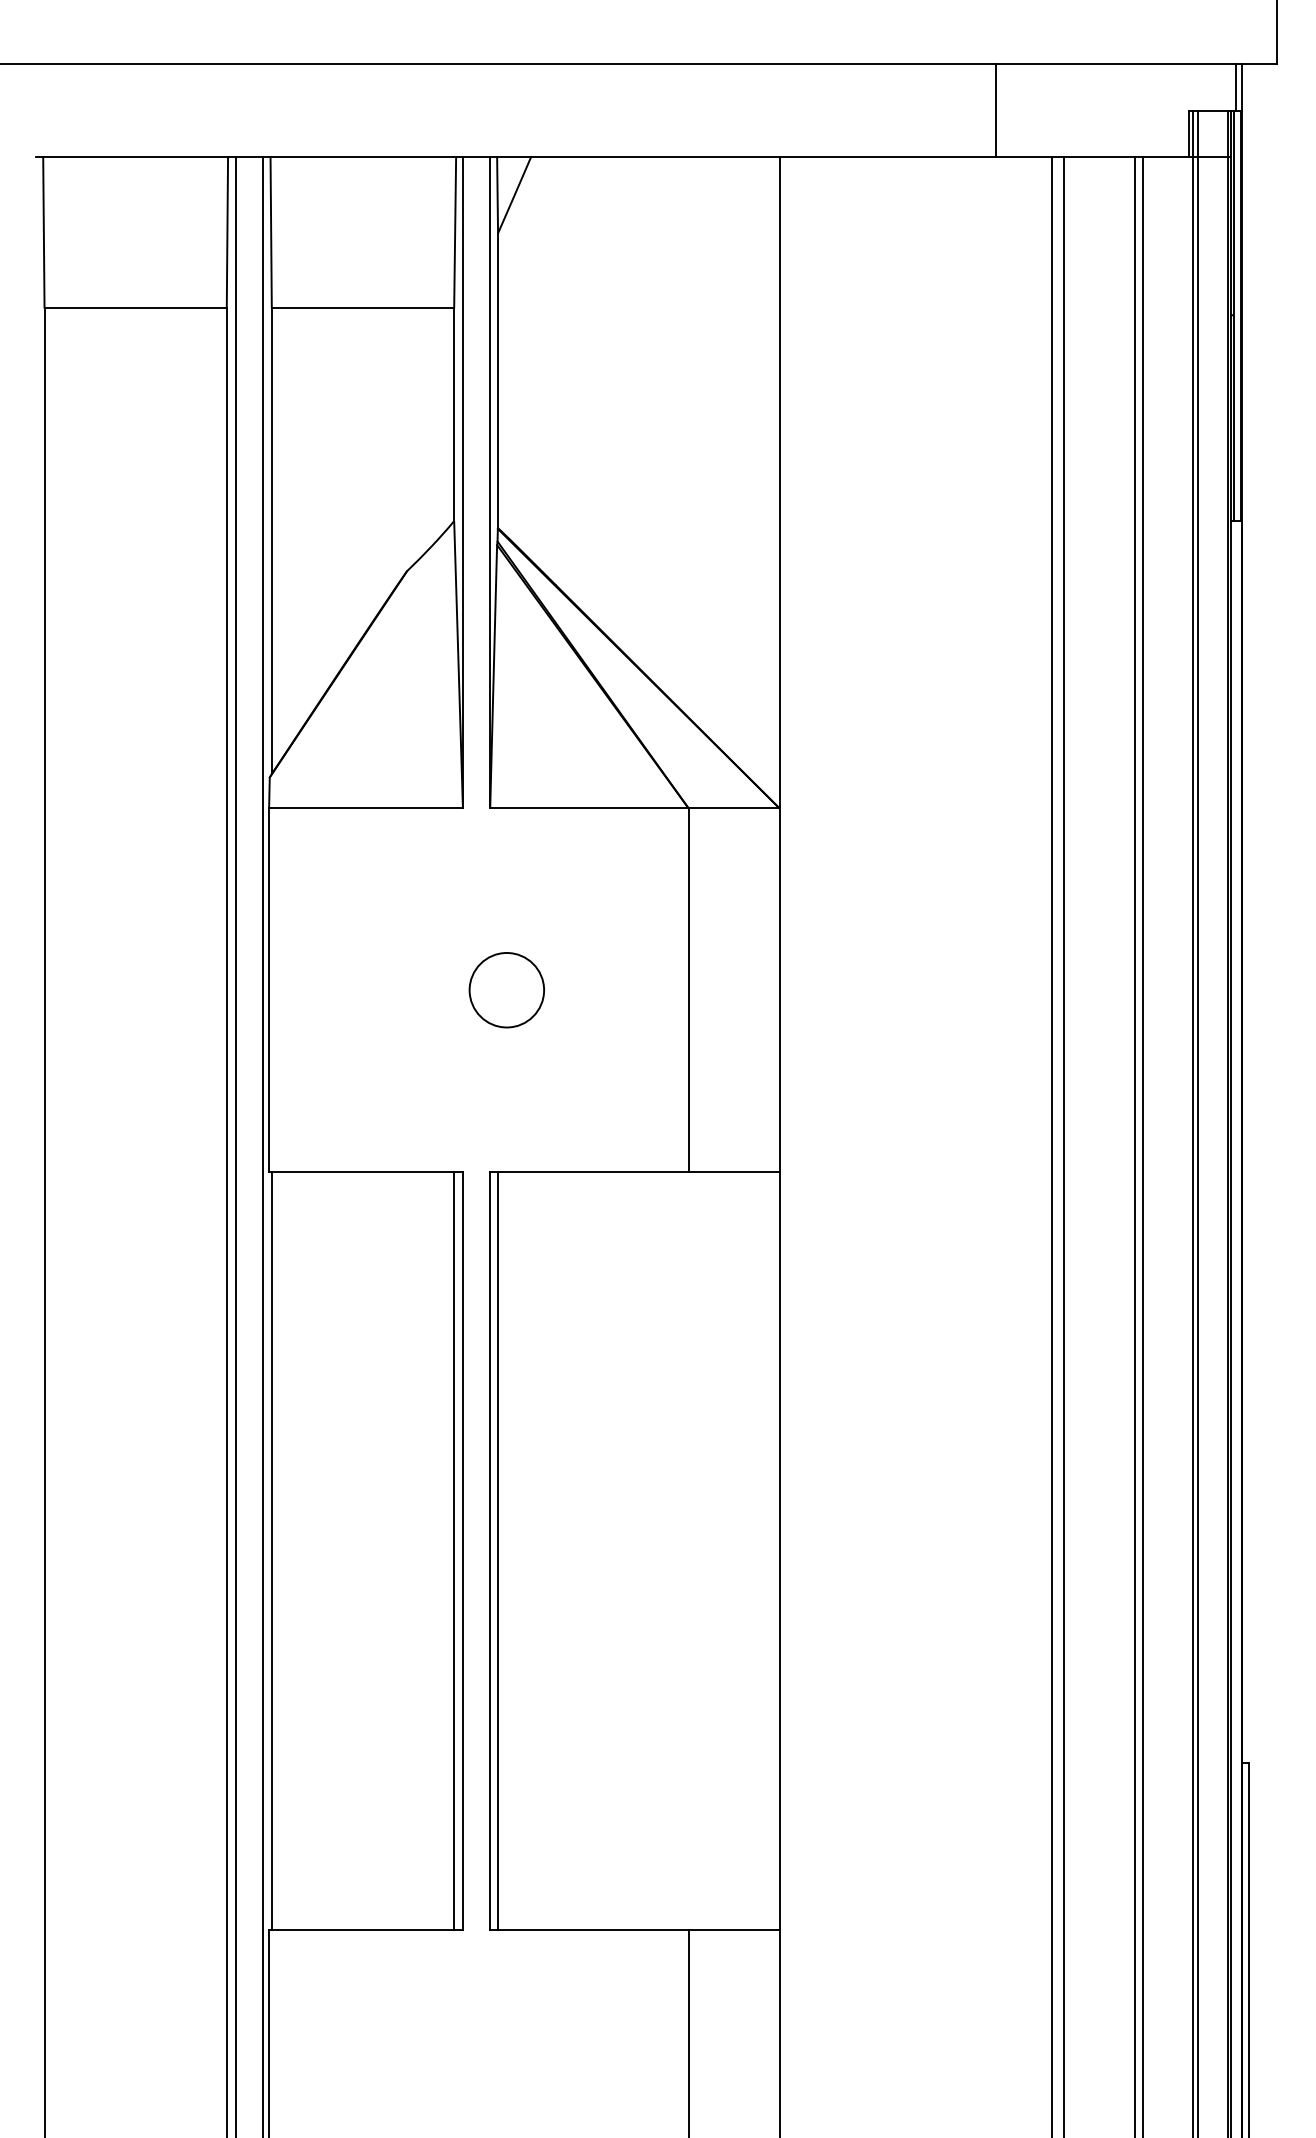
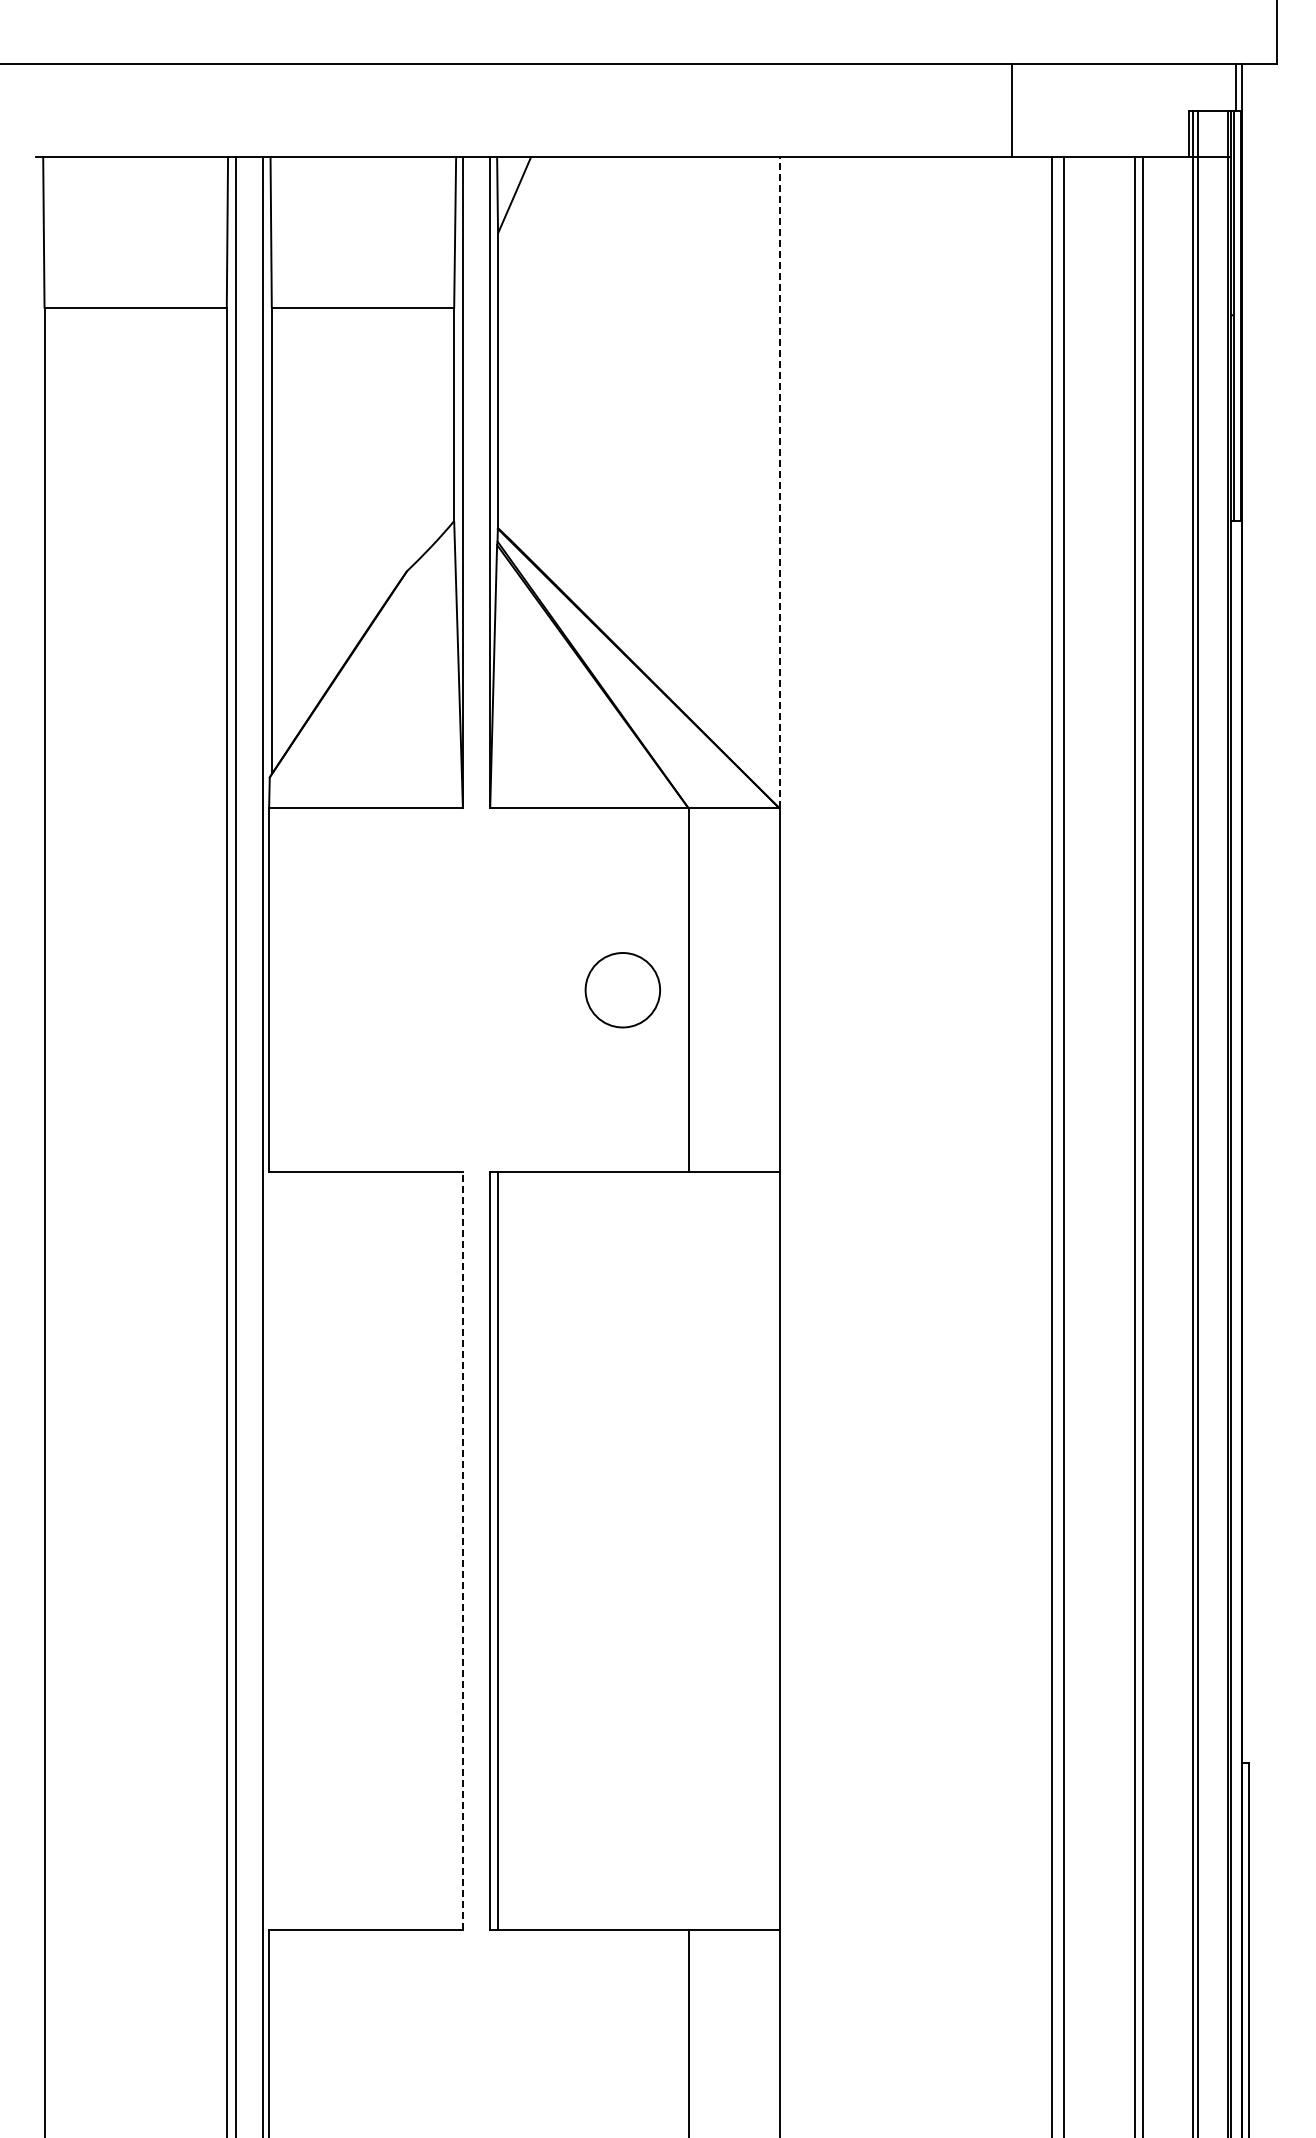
line position: (996, 110) -> (1012, 110) (1012, 110)
line: solid -> dashed (779, 482)
circle position: (506, 990) -> (622, 990) (622, 990)
line: present -> none (271, 1550)
line: present -> none (454, 1550)
line: solid -> dashed (462, 1550)
